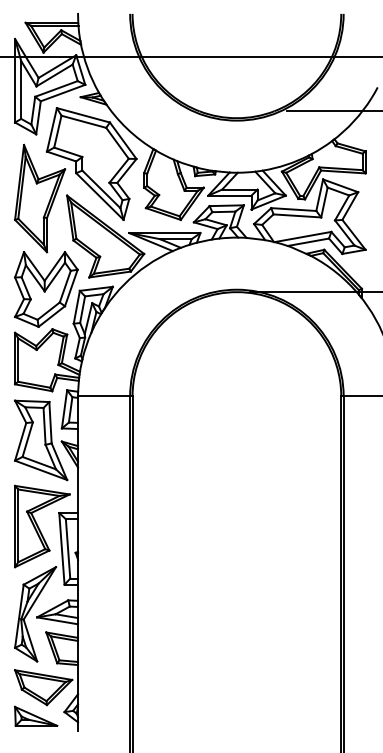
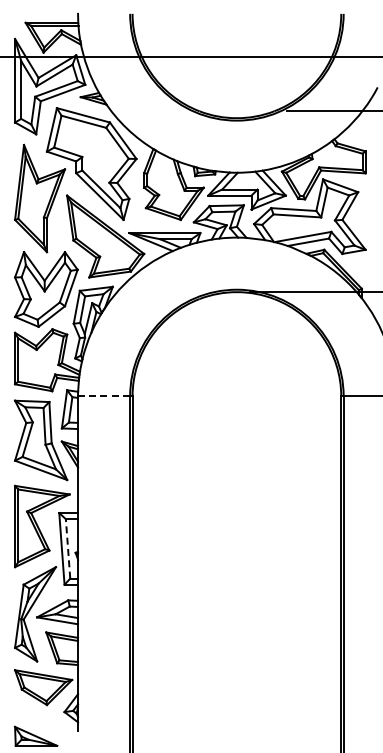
line: solid -> dashed (103, 396)
line: solid -> dashed (68, 548)
part position: (36, 715) -> (36, 735) (36, 735)
